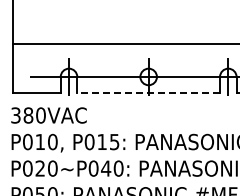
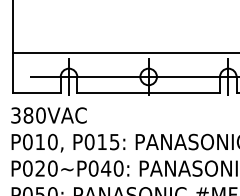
line position: (124, 44) -> (124, 53) (124, 53)
line: dashed -> solid (148, 92)
